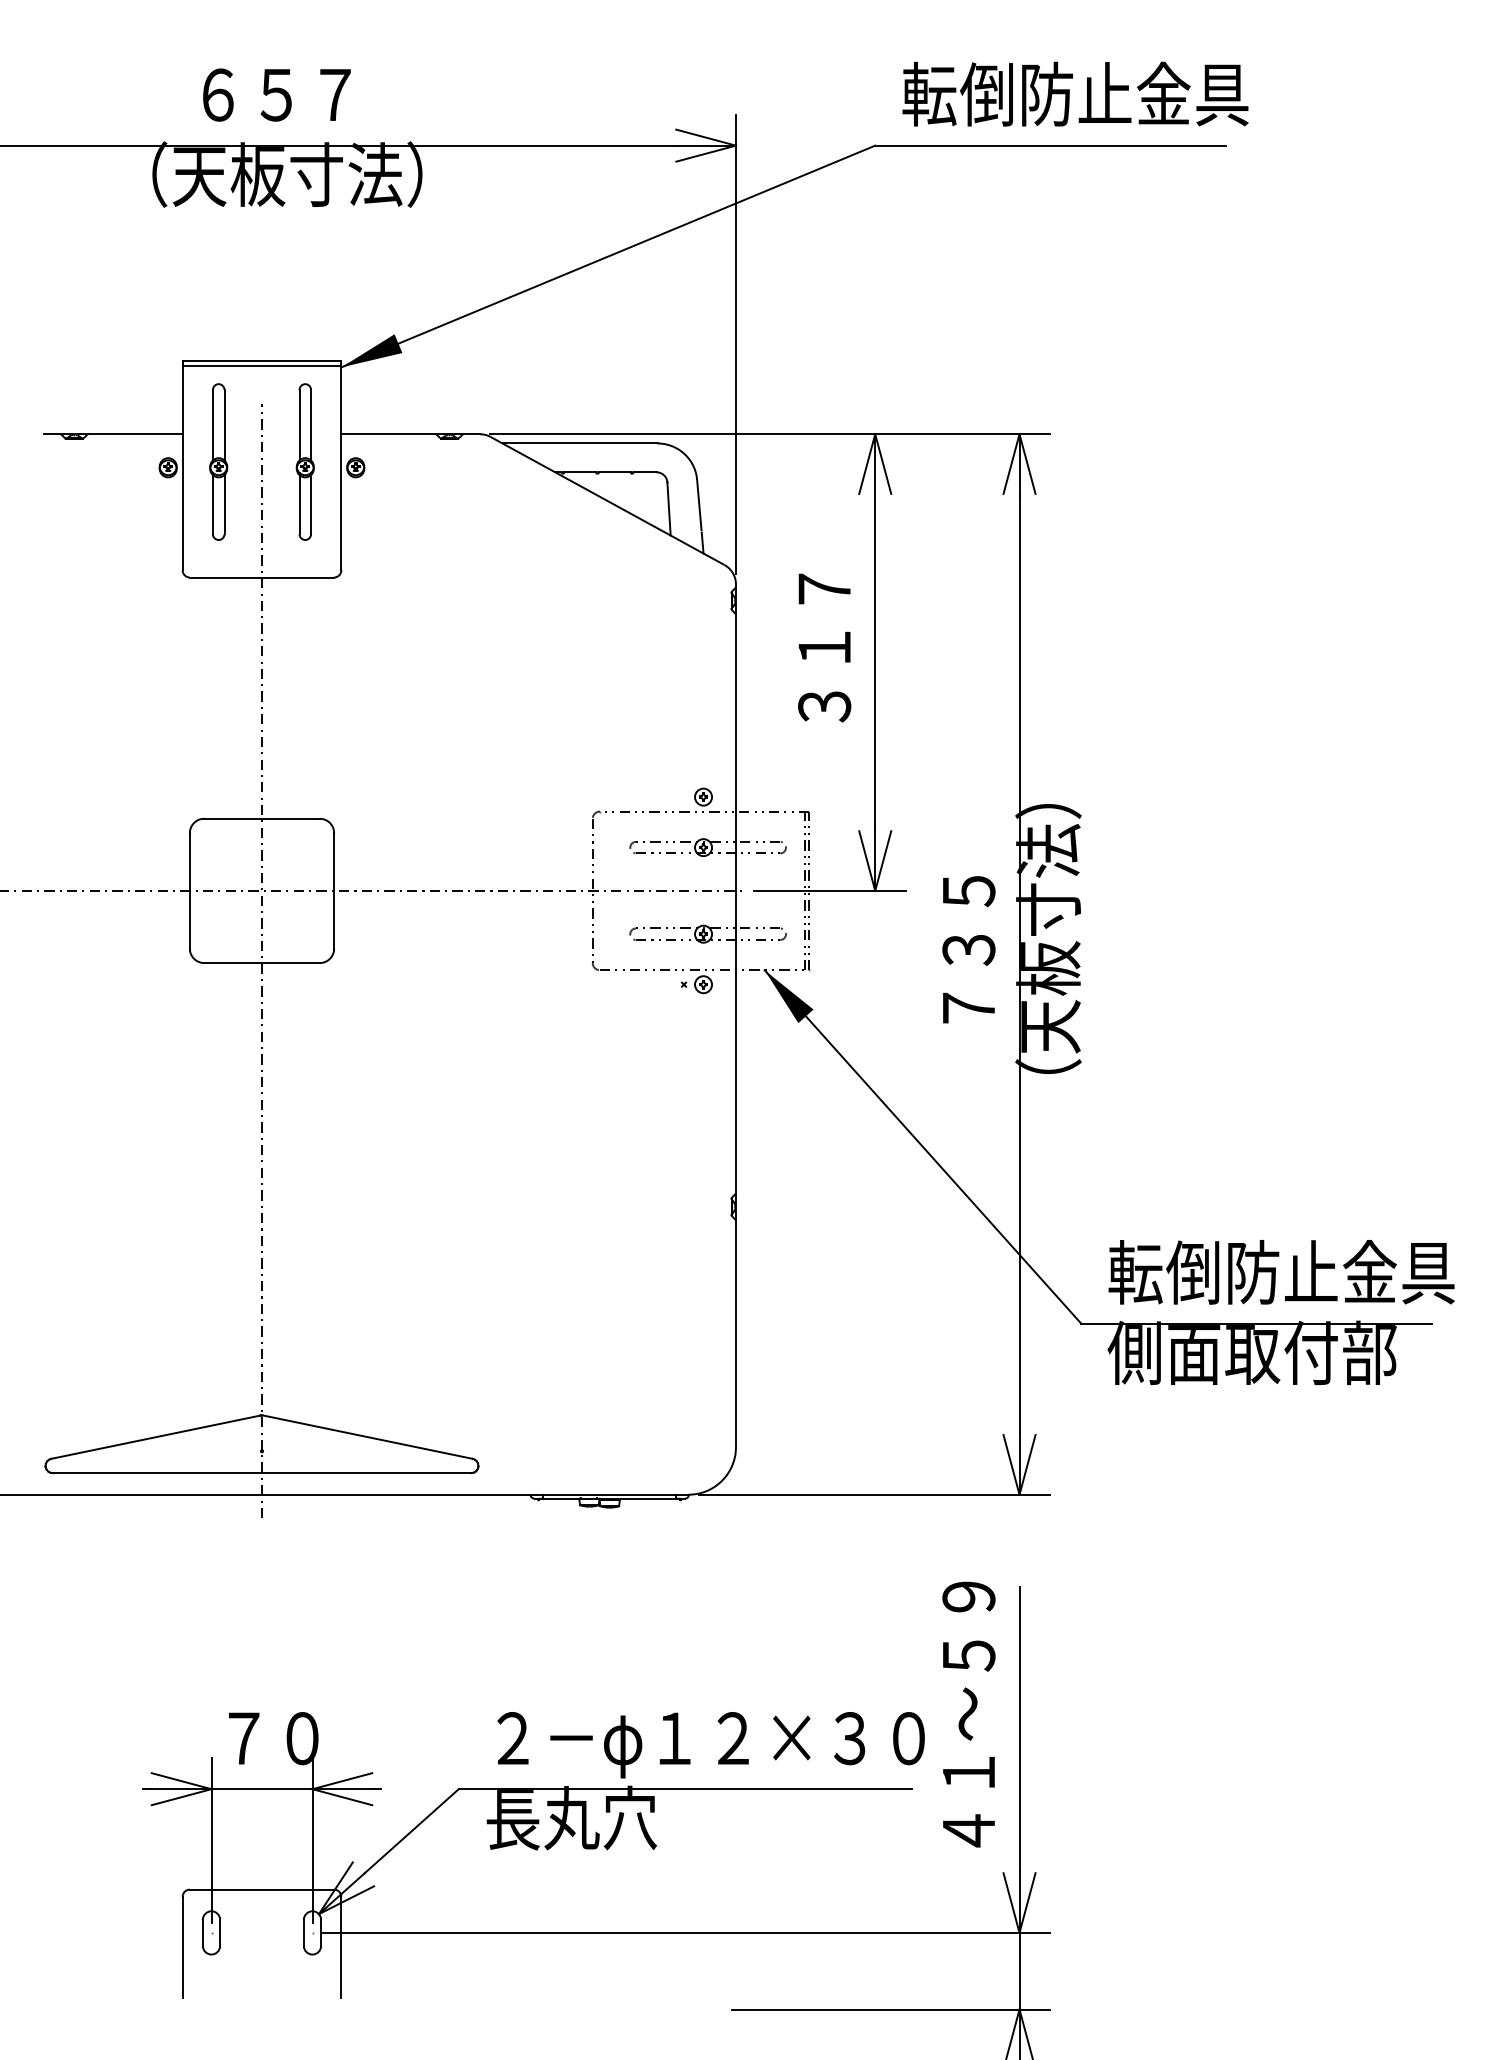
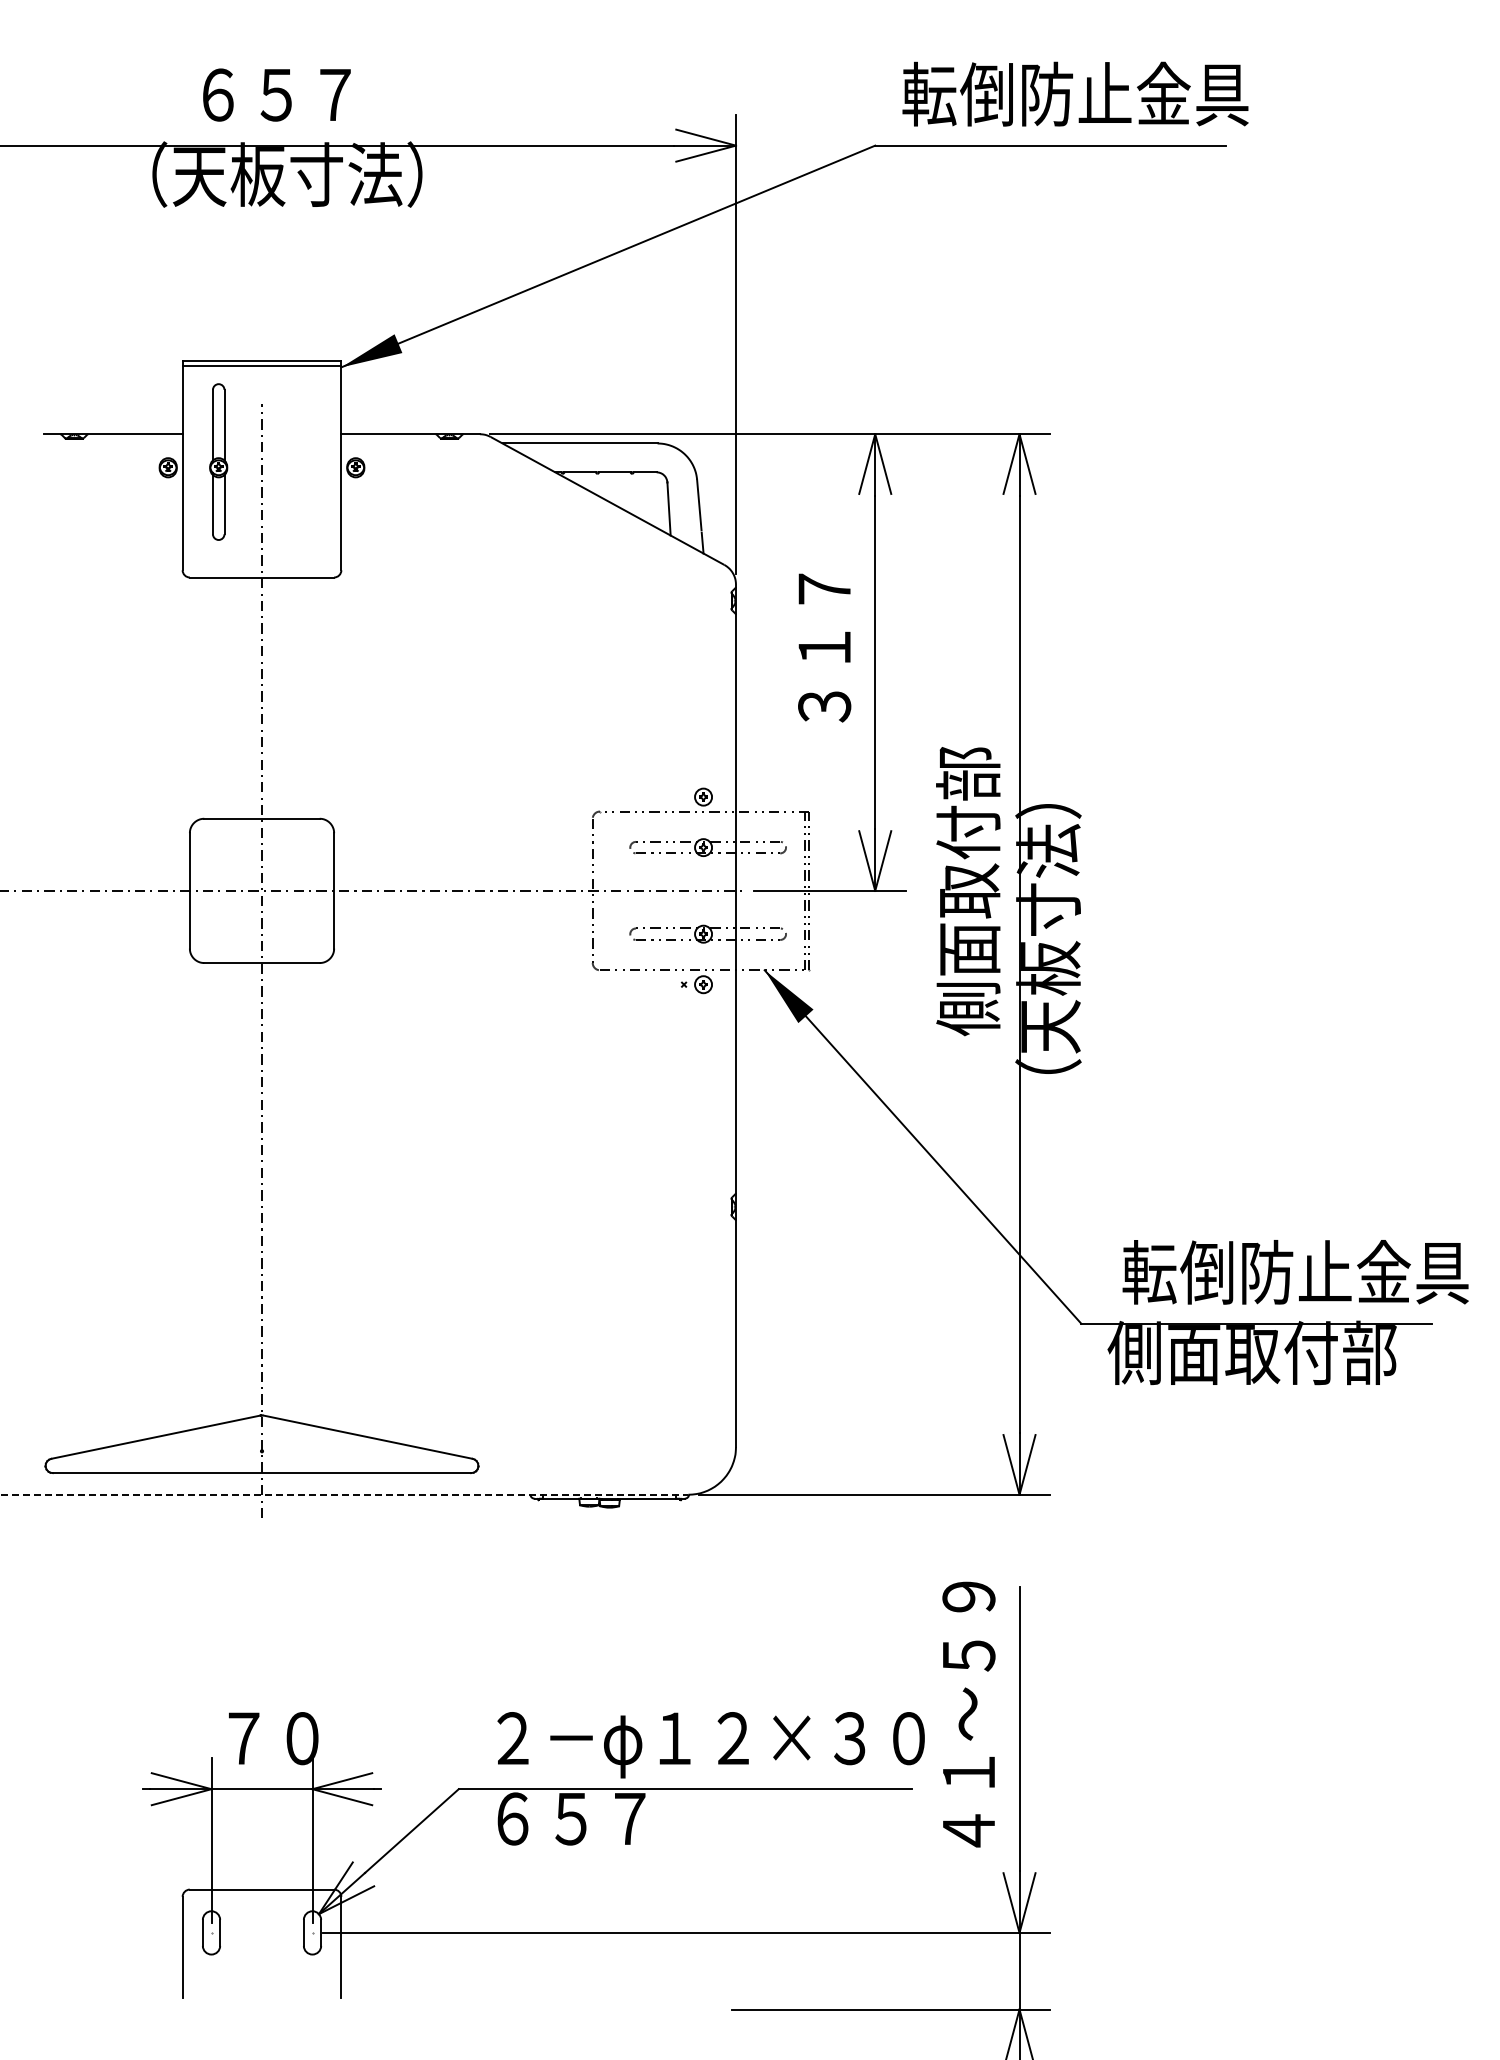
part: present -> none (304, 461)
text: ７３５ -> 側面取付部 (968, 891)
text position: (1281, 1272) -> (1295, 1272) (1295, 1272)
line: solid -> dashed (344, 1494)
text: 長丸穴 -> ６５７ (571, 1817)
